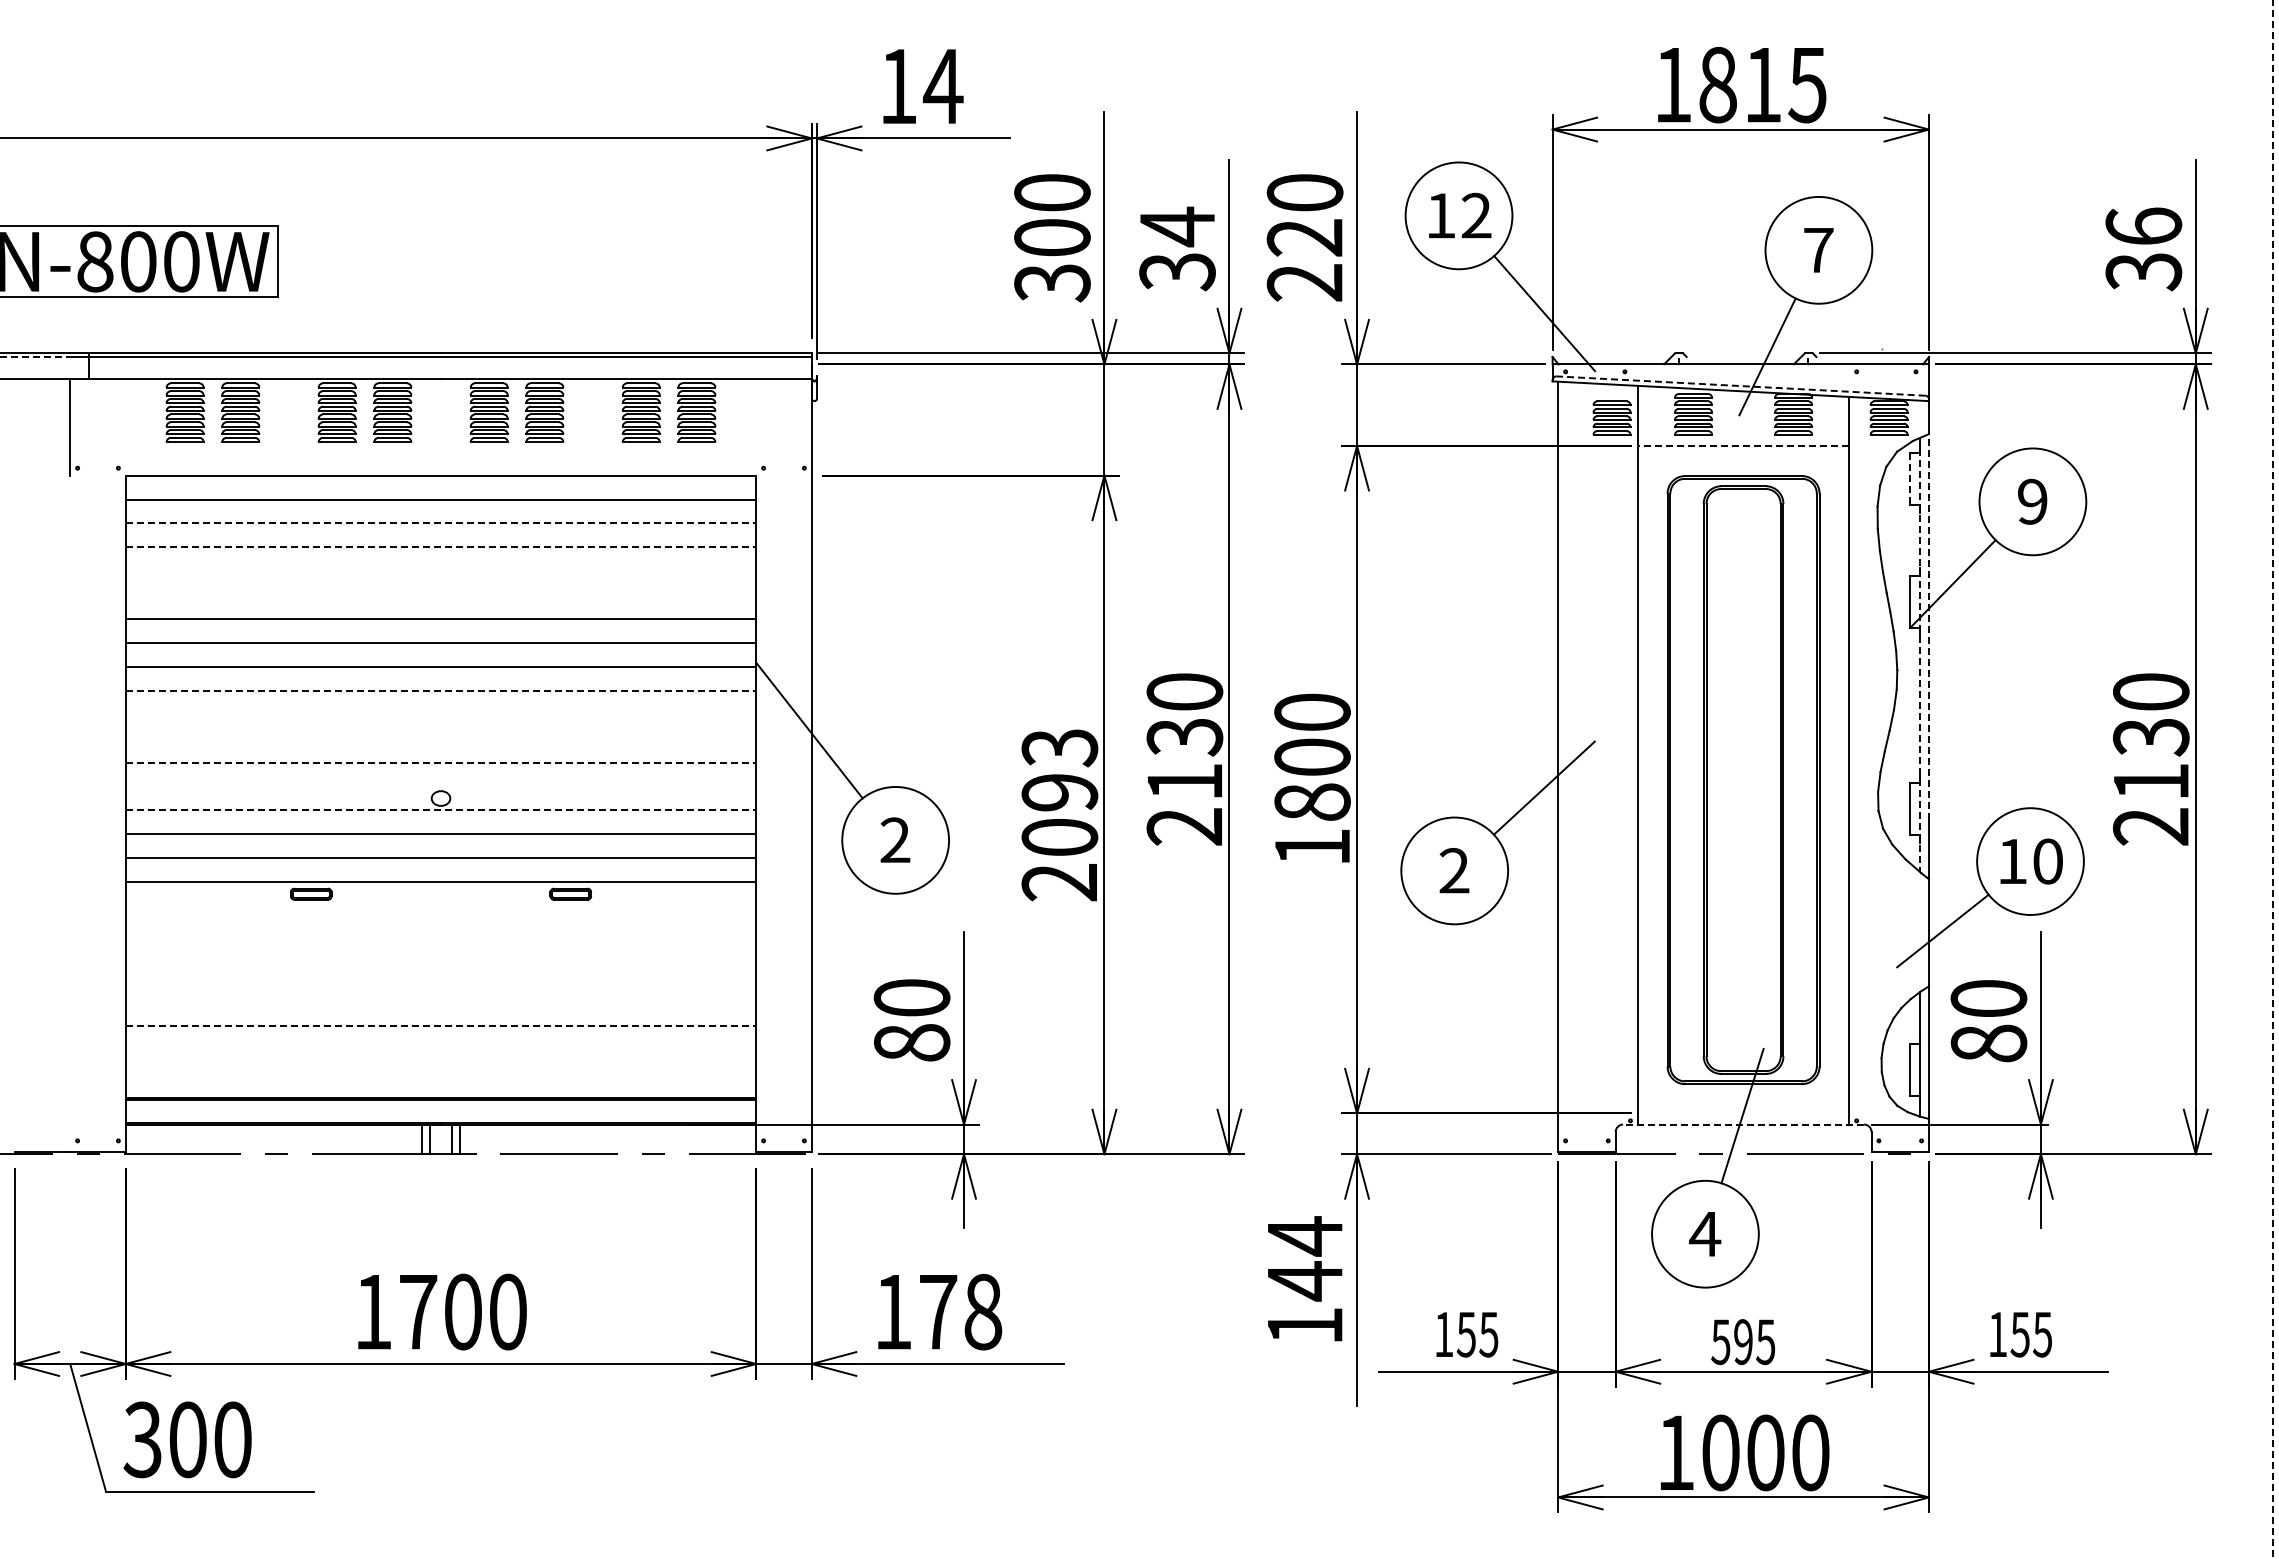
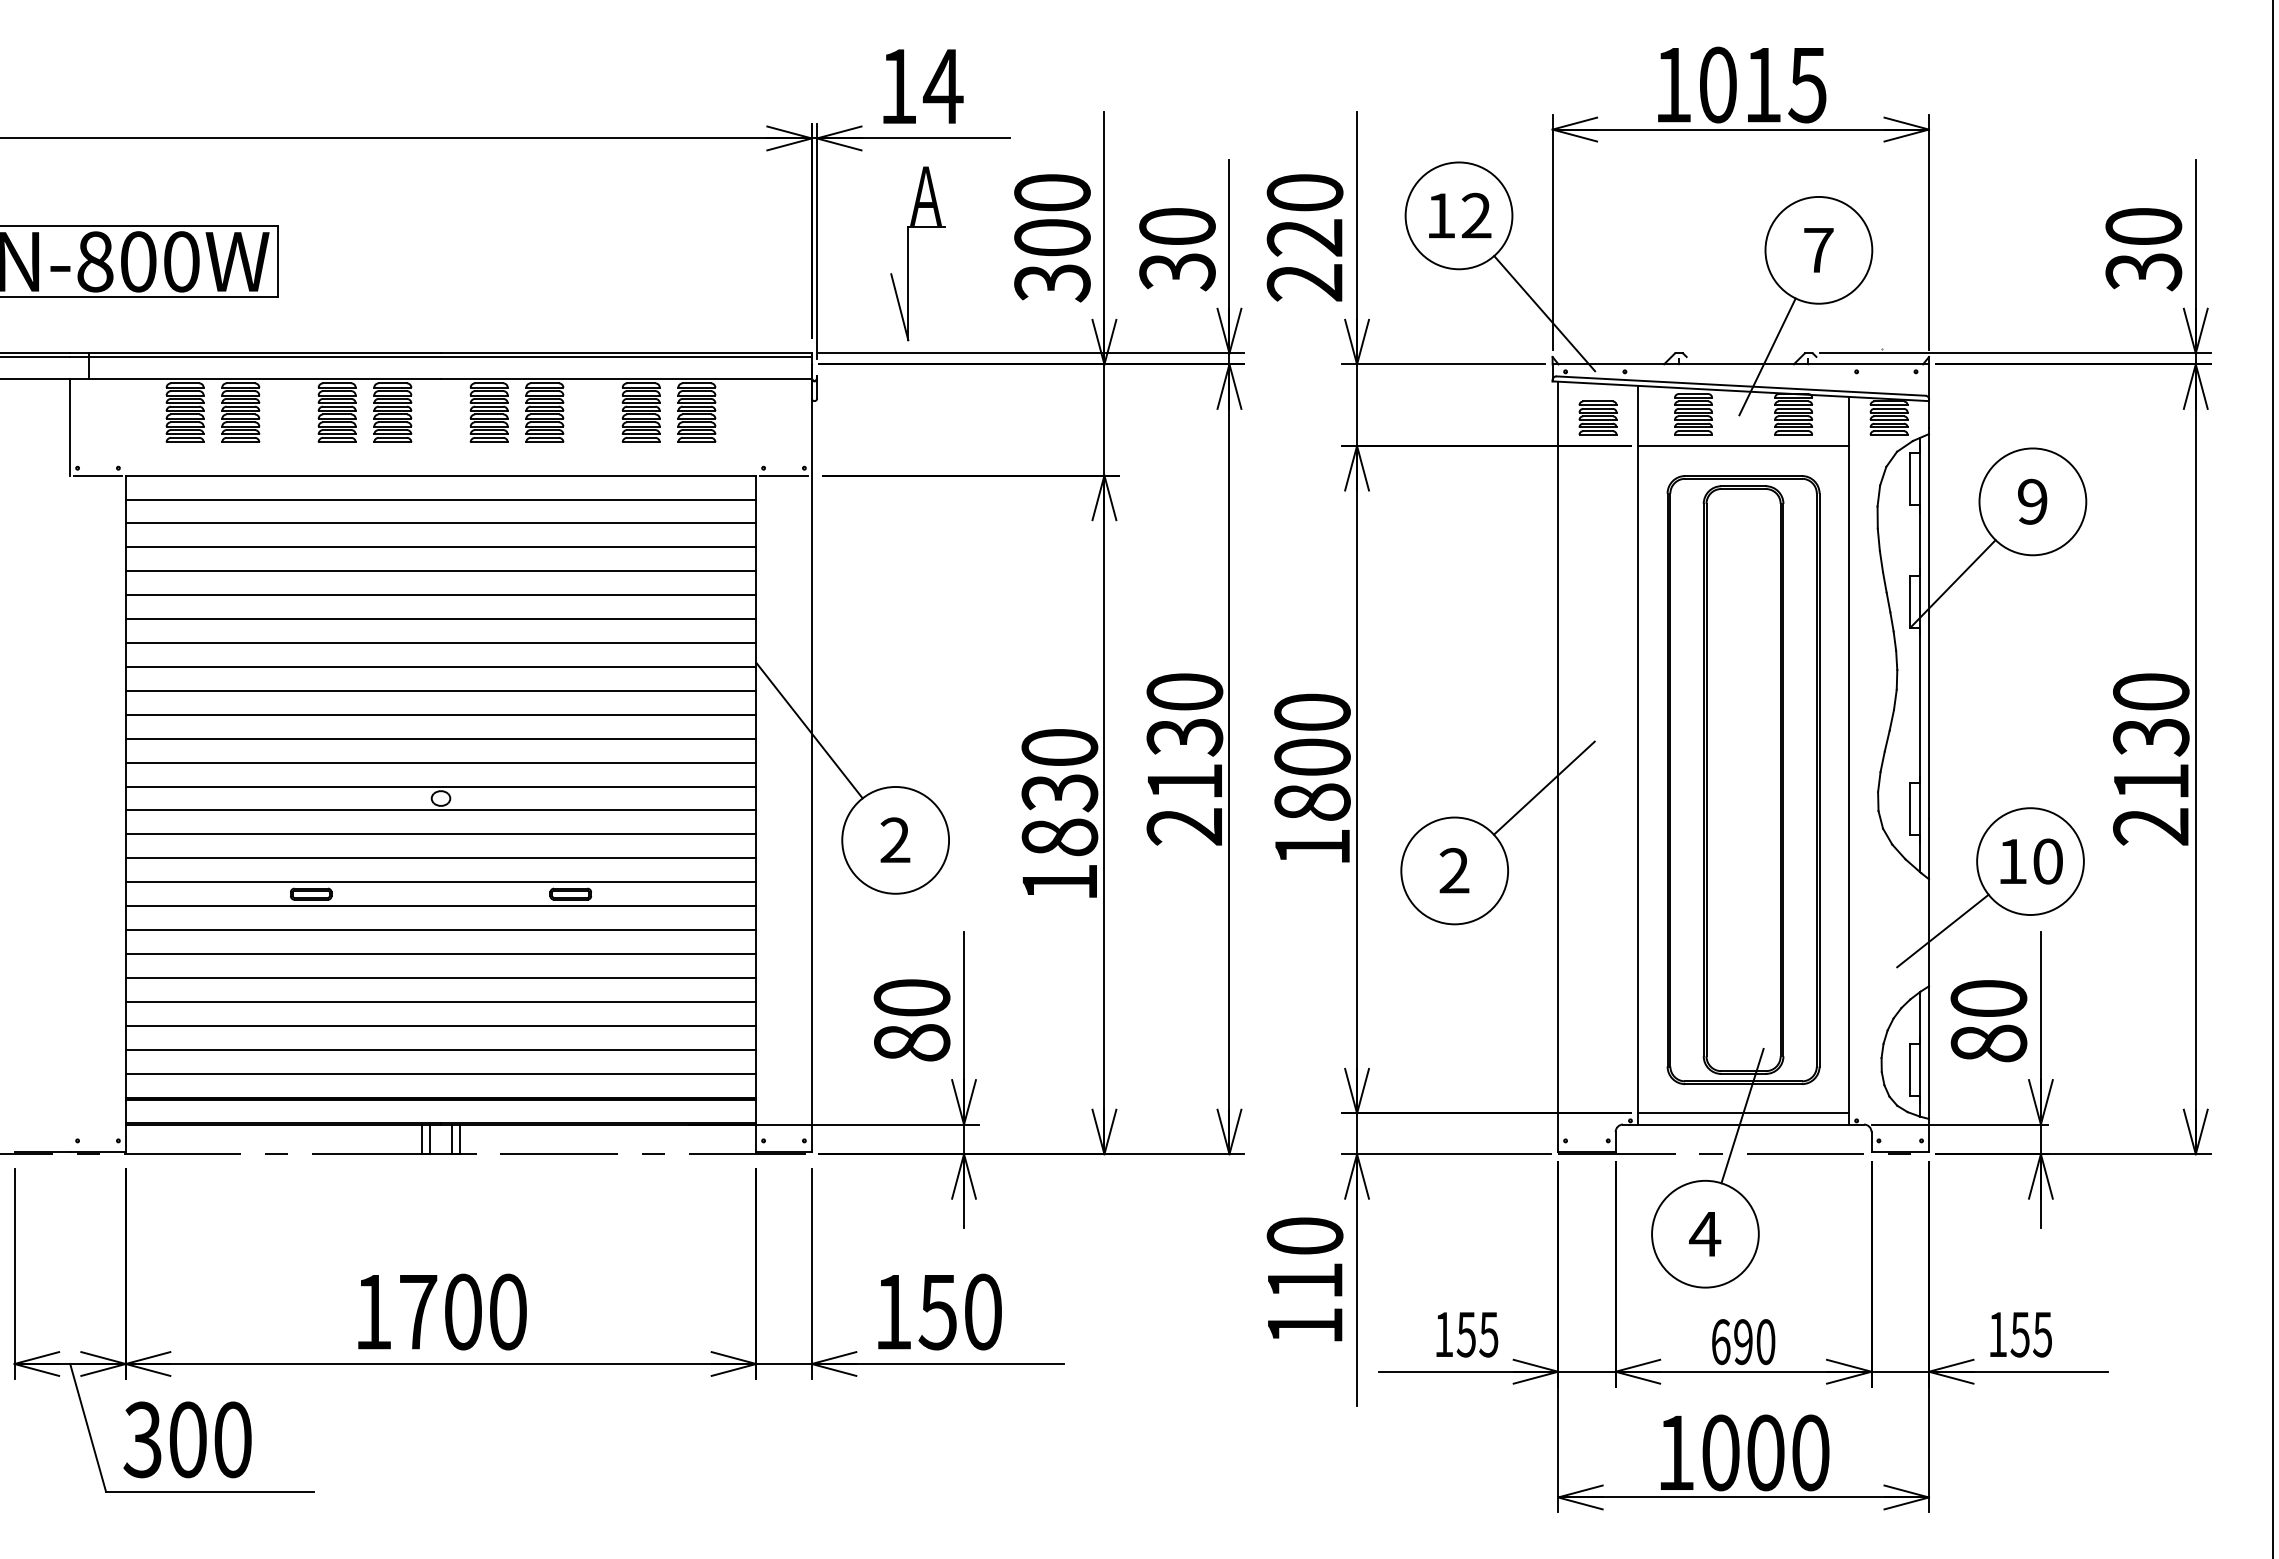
text: 1815 -> 1015 (1717, 84)
text: 36 -> 30 (2143, 225)
text: 34 -> 30 (1177, 226)
part: none -> present (908, 253)
line: dashed -> solid (35, 357)
line: dashed -> solid (1741, 386)
part position: (1611, 417) -> (1597, 417) (1597, 417)
line: dashed -> solid (1743, 446)
line: none -> present (97, 475)
line: none -> present (783, 475)
line: dashed -> solid (1910, 479)
line: dashed -> solid (441, 523)
line: dashed -> solid (441, 547)
line: none -> present (440, 571)
line: none -> present (440, 595)
line: dashed -> solid (1929, 623)
line: dashed -> solid (1919, 654)
line: dashed -> solid (441, 690)
line: none -> present (440, 714)
line: none -> present (440, 738)
line: dashed -> solid (441, 762)
line: dashed -> solid (2273, 779)
line: none -> present (440, 786)
line: dashed -> solid (441, 810)
text: 2093 -> 1830 (1059, 815)
line: none -> present (440, 906)
line: none -> present (440, 930)
line: none -> present (440, 954)
line: none -> present (440, 977)
line: none -> present (440, 1001)
line: dashed -> solid (441, 1025)
line: none -> present (440, 1049)
line: none -> present (440, 1073)
line: none -> present (1743, 1113)
line: dashed -> solid (1743, 1124)
text: 144 -> 110 (1304, 1258)
text: 178 -> 150 (960, 1311)
text: 595 -> 690 (1743, 1342)
